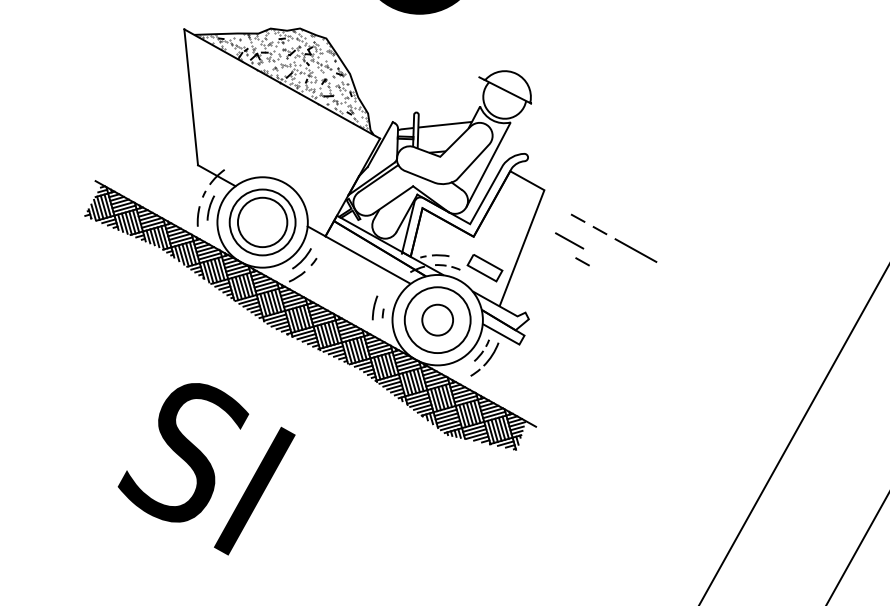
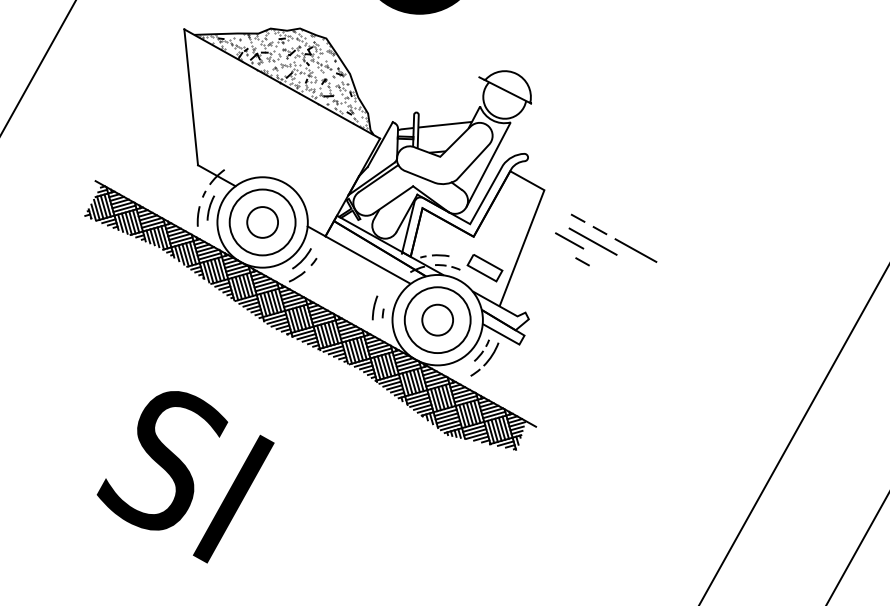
line: none -> present (38, 67)
circle diameter: 49 px -> 31 px (262, 222)
line: none -> present (592, 241)
text position: (206, 469) -> (185, 477) (185, 477)
